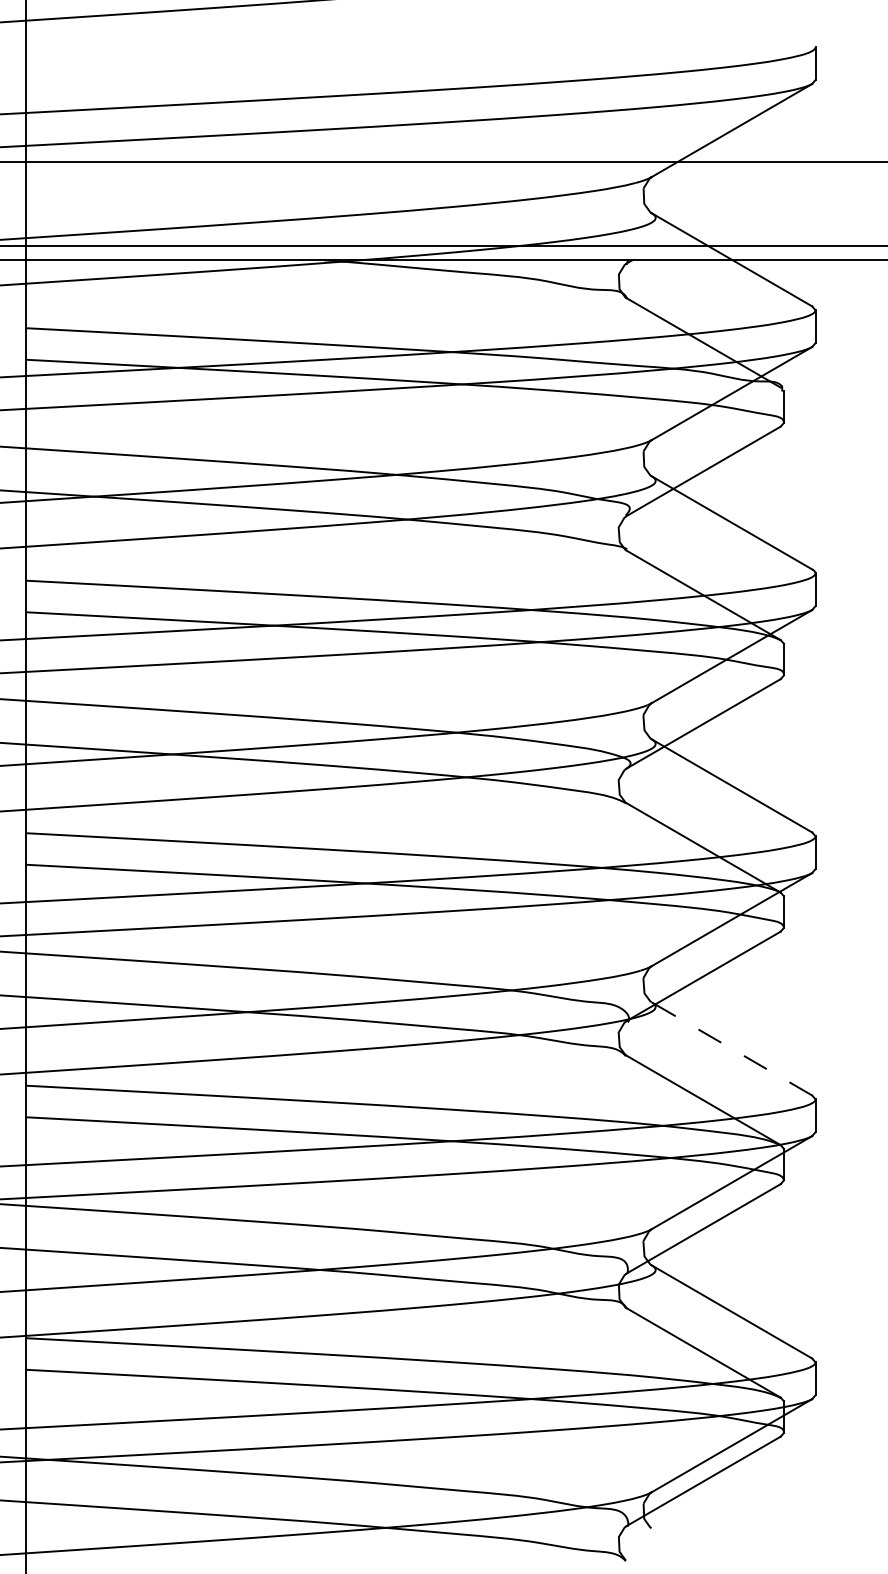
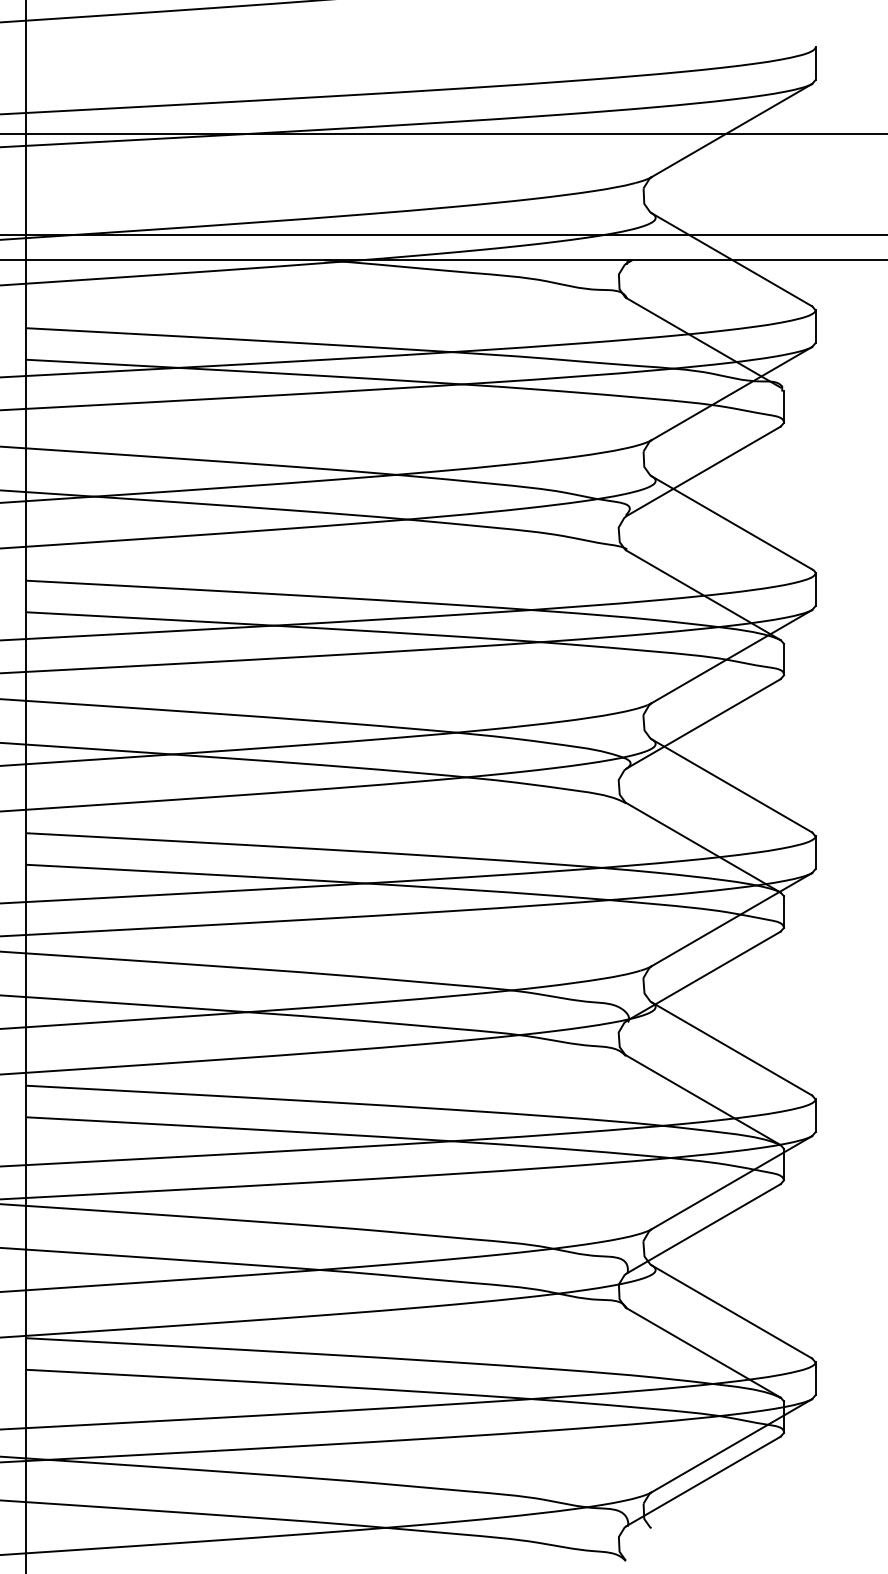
line position: (443, 162) -> (443, 134) (443, 134)
line position: (443, 246) -> (443, 235) (443, 235)
line: dashed -> solid (731, 1048)
